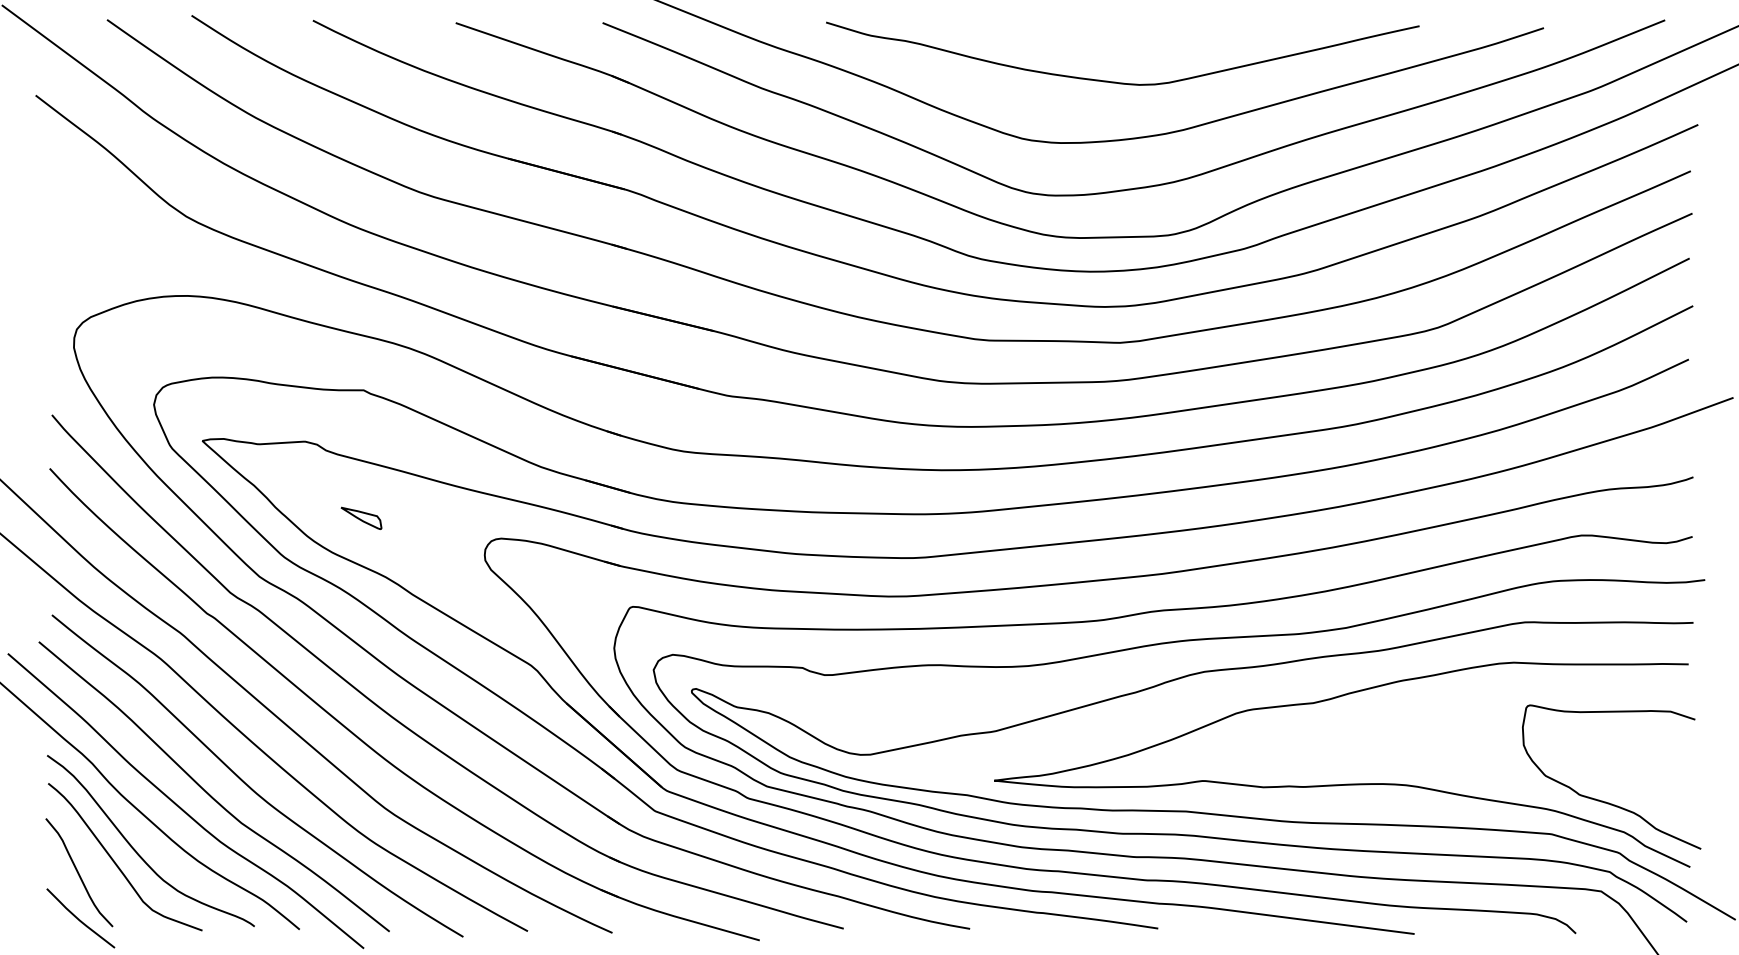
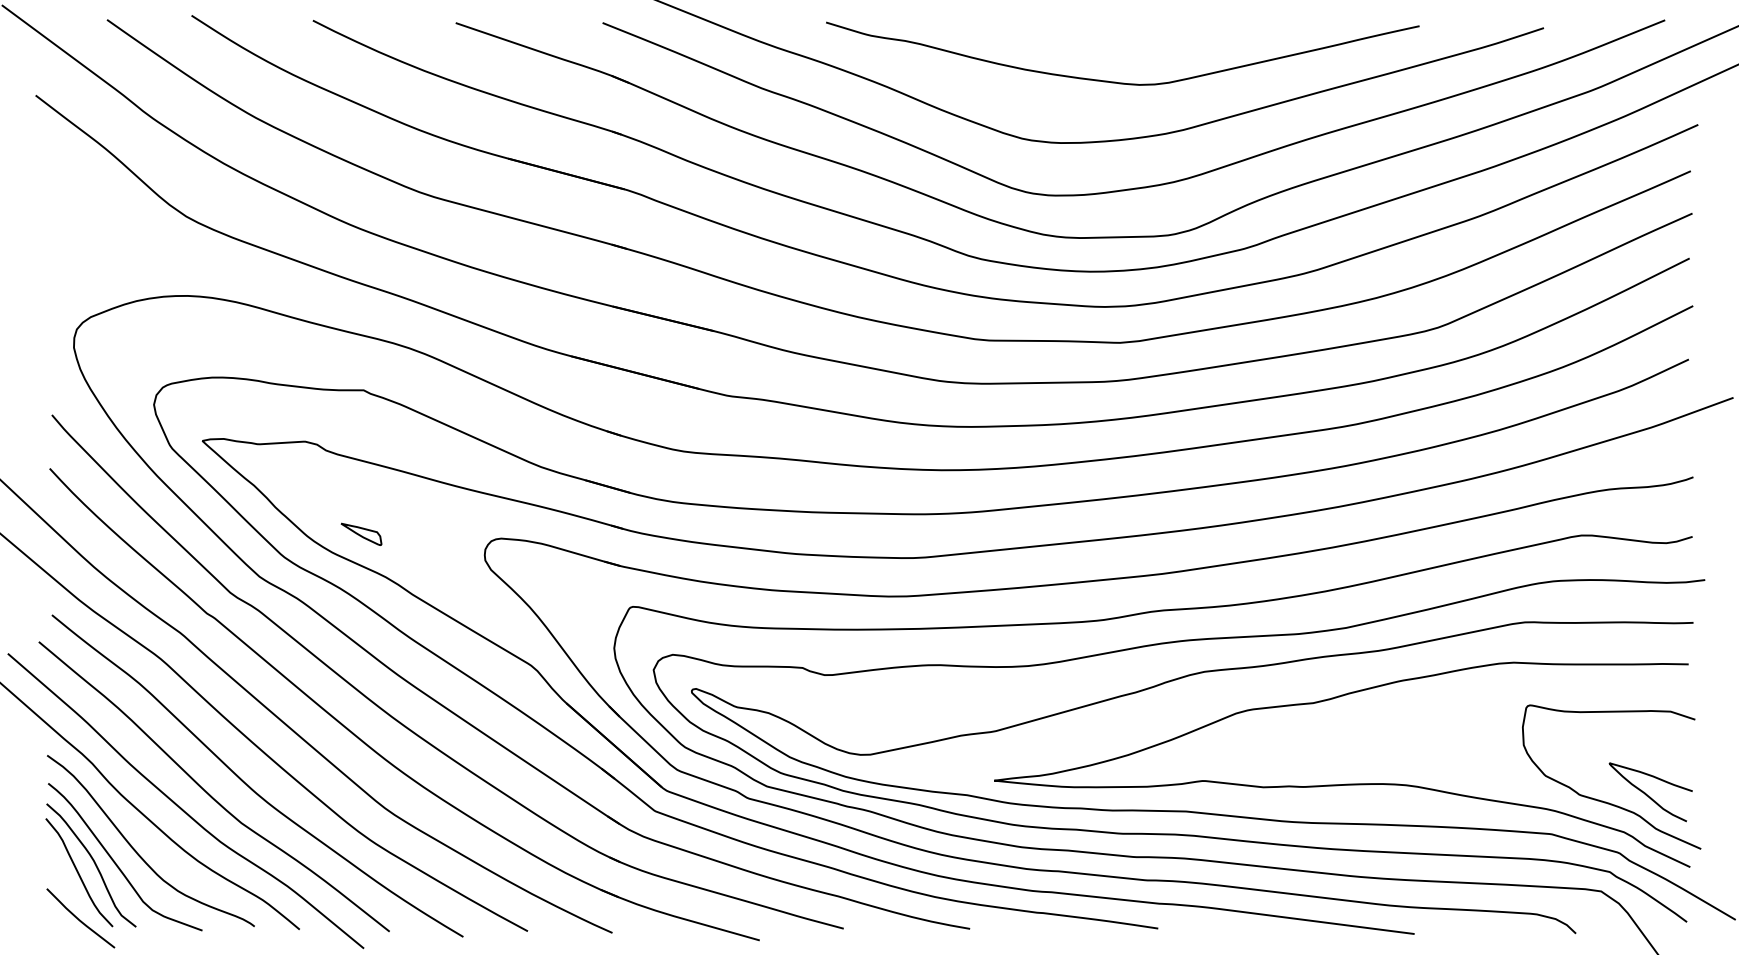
part position: (361, 517) -> (361, 533) (361, 533)
curve: none -> present (1647, 794)
curve: none -> present (94, 864)
